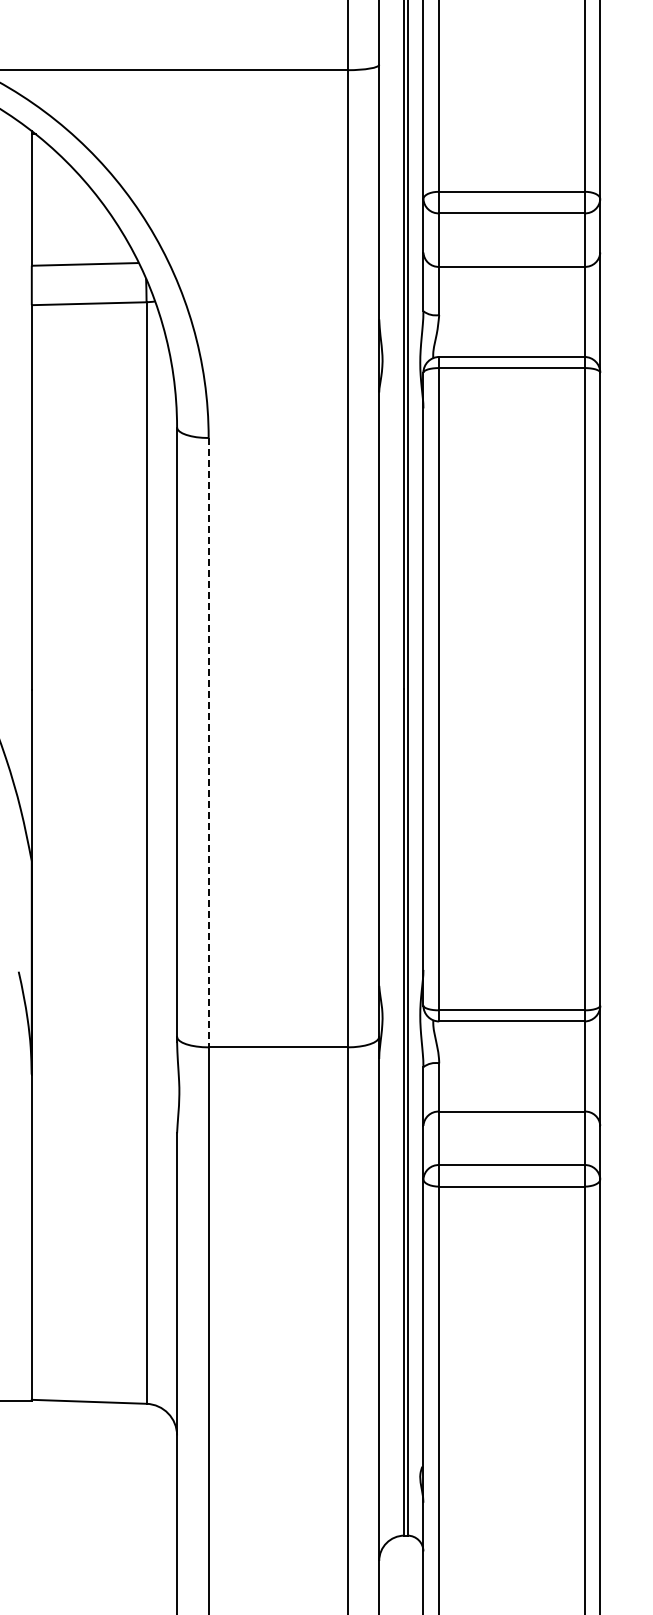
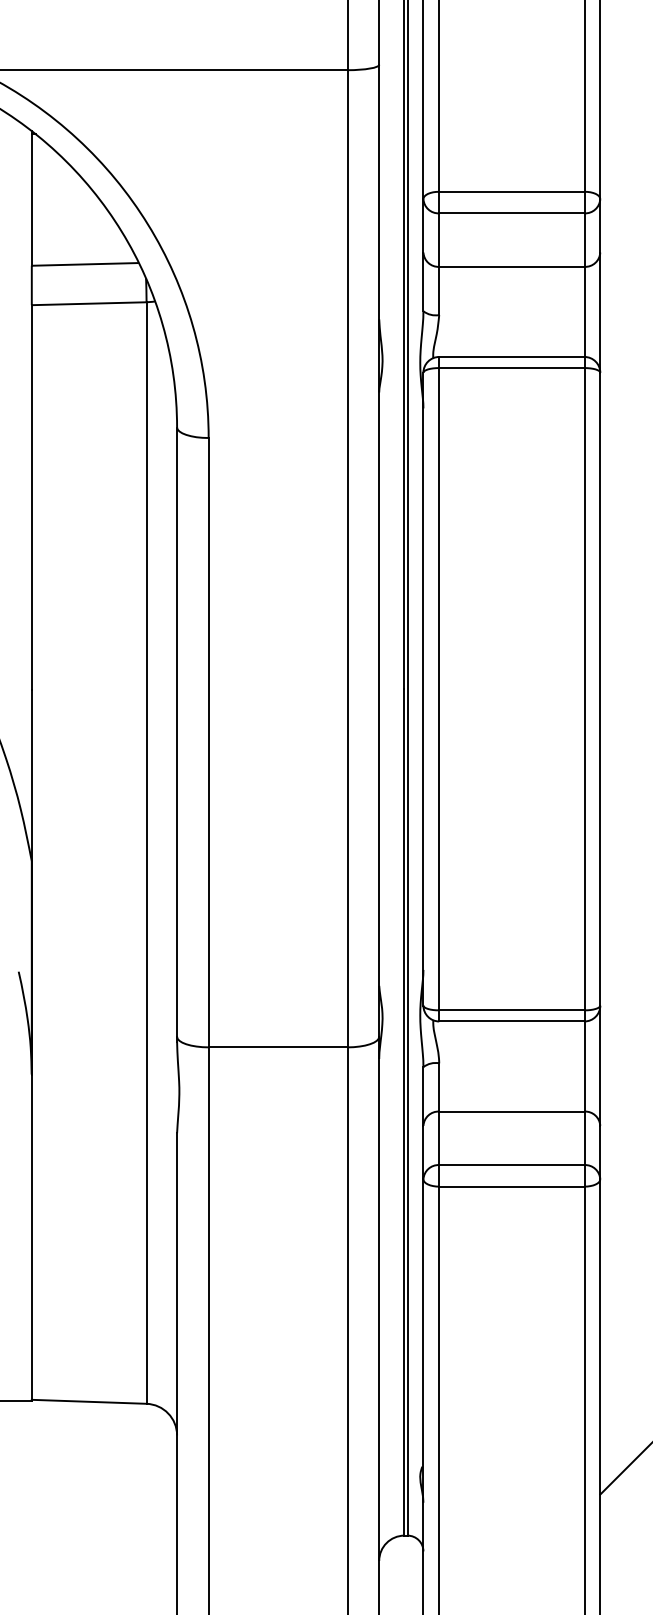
line: dashed -> solid (208, 742)
line: none -> present (624, 1469)
